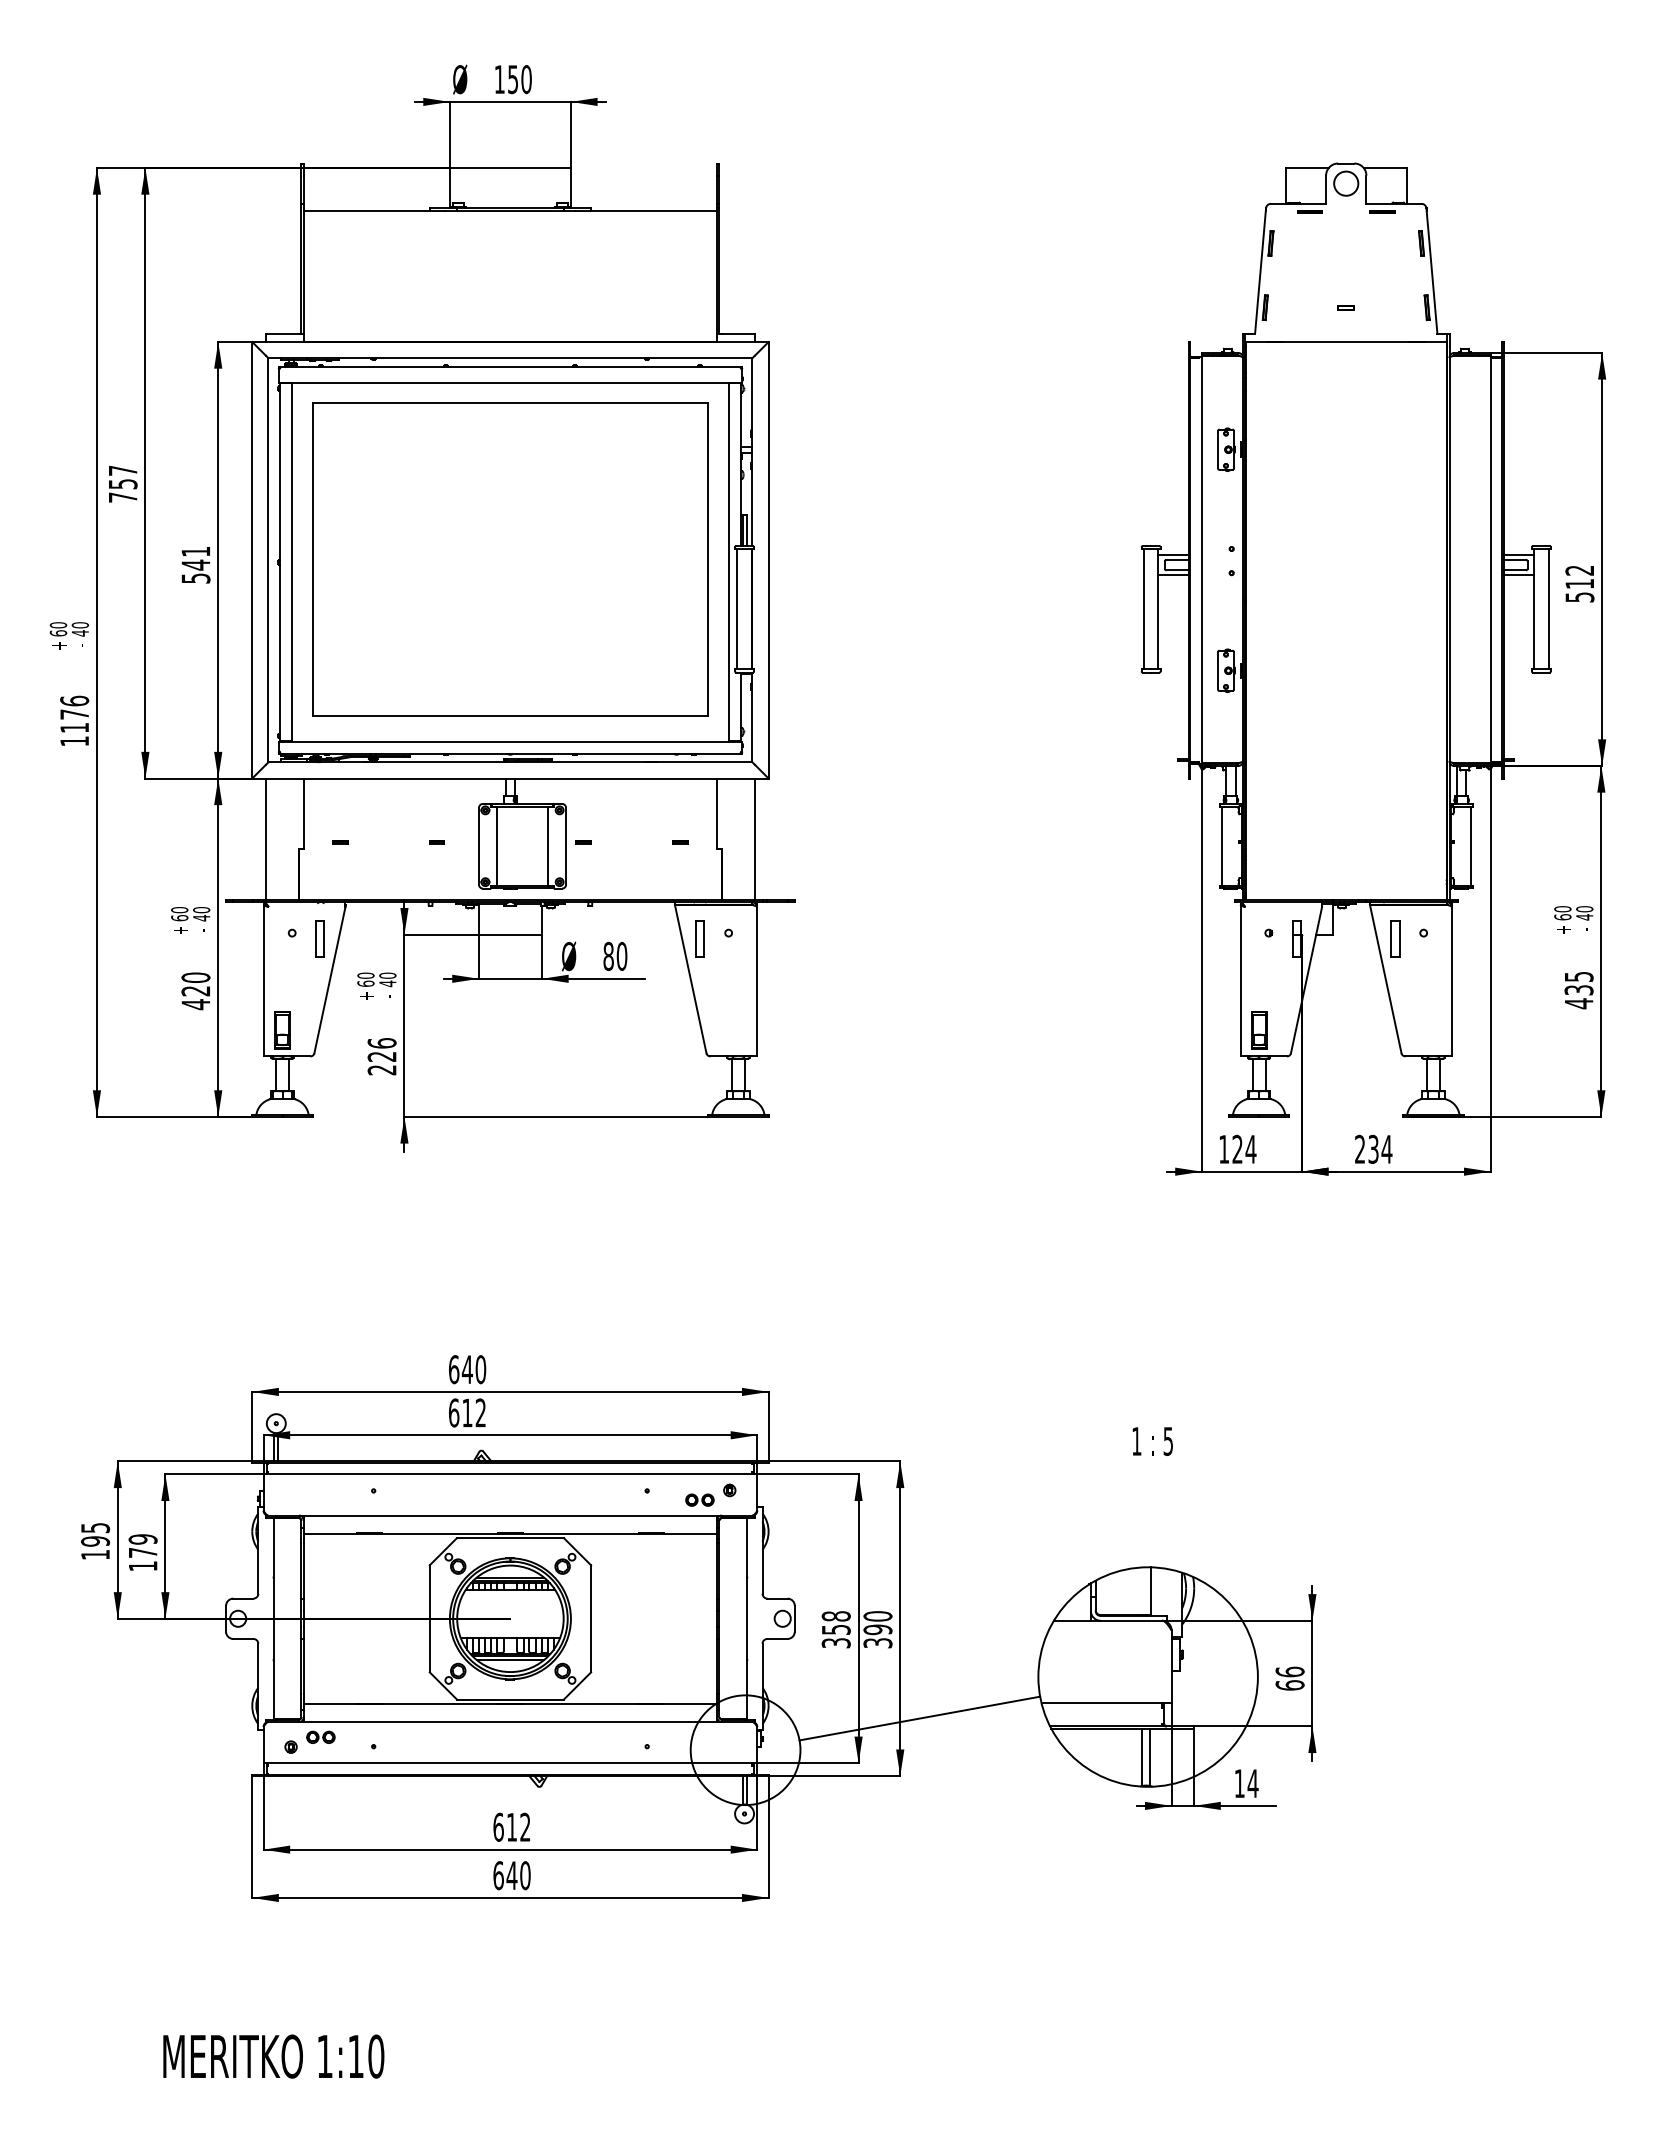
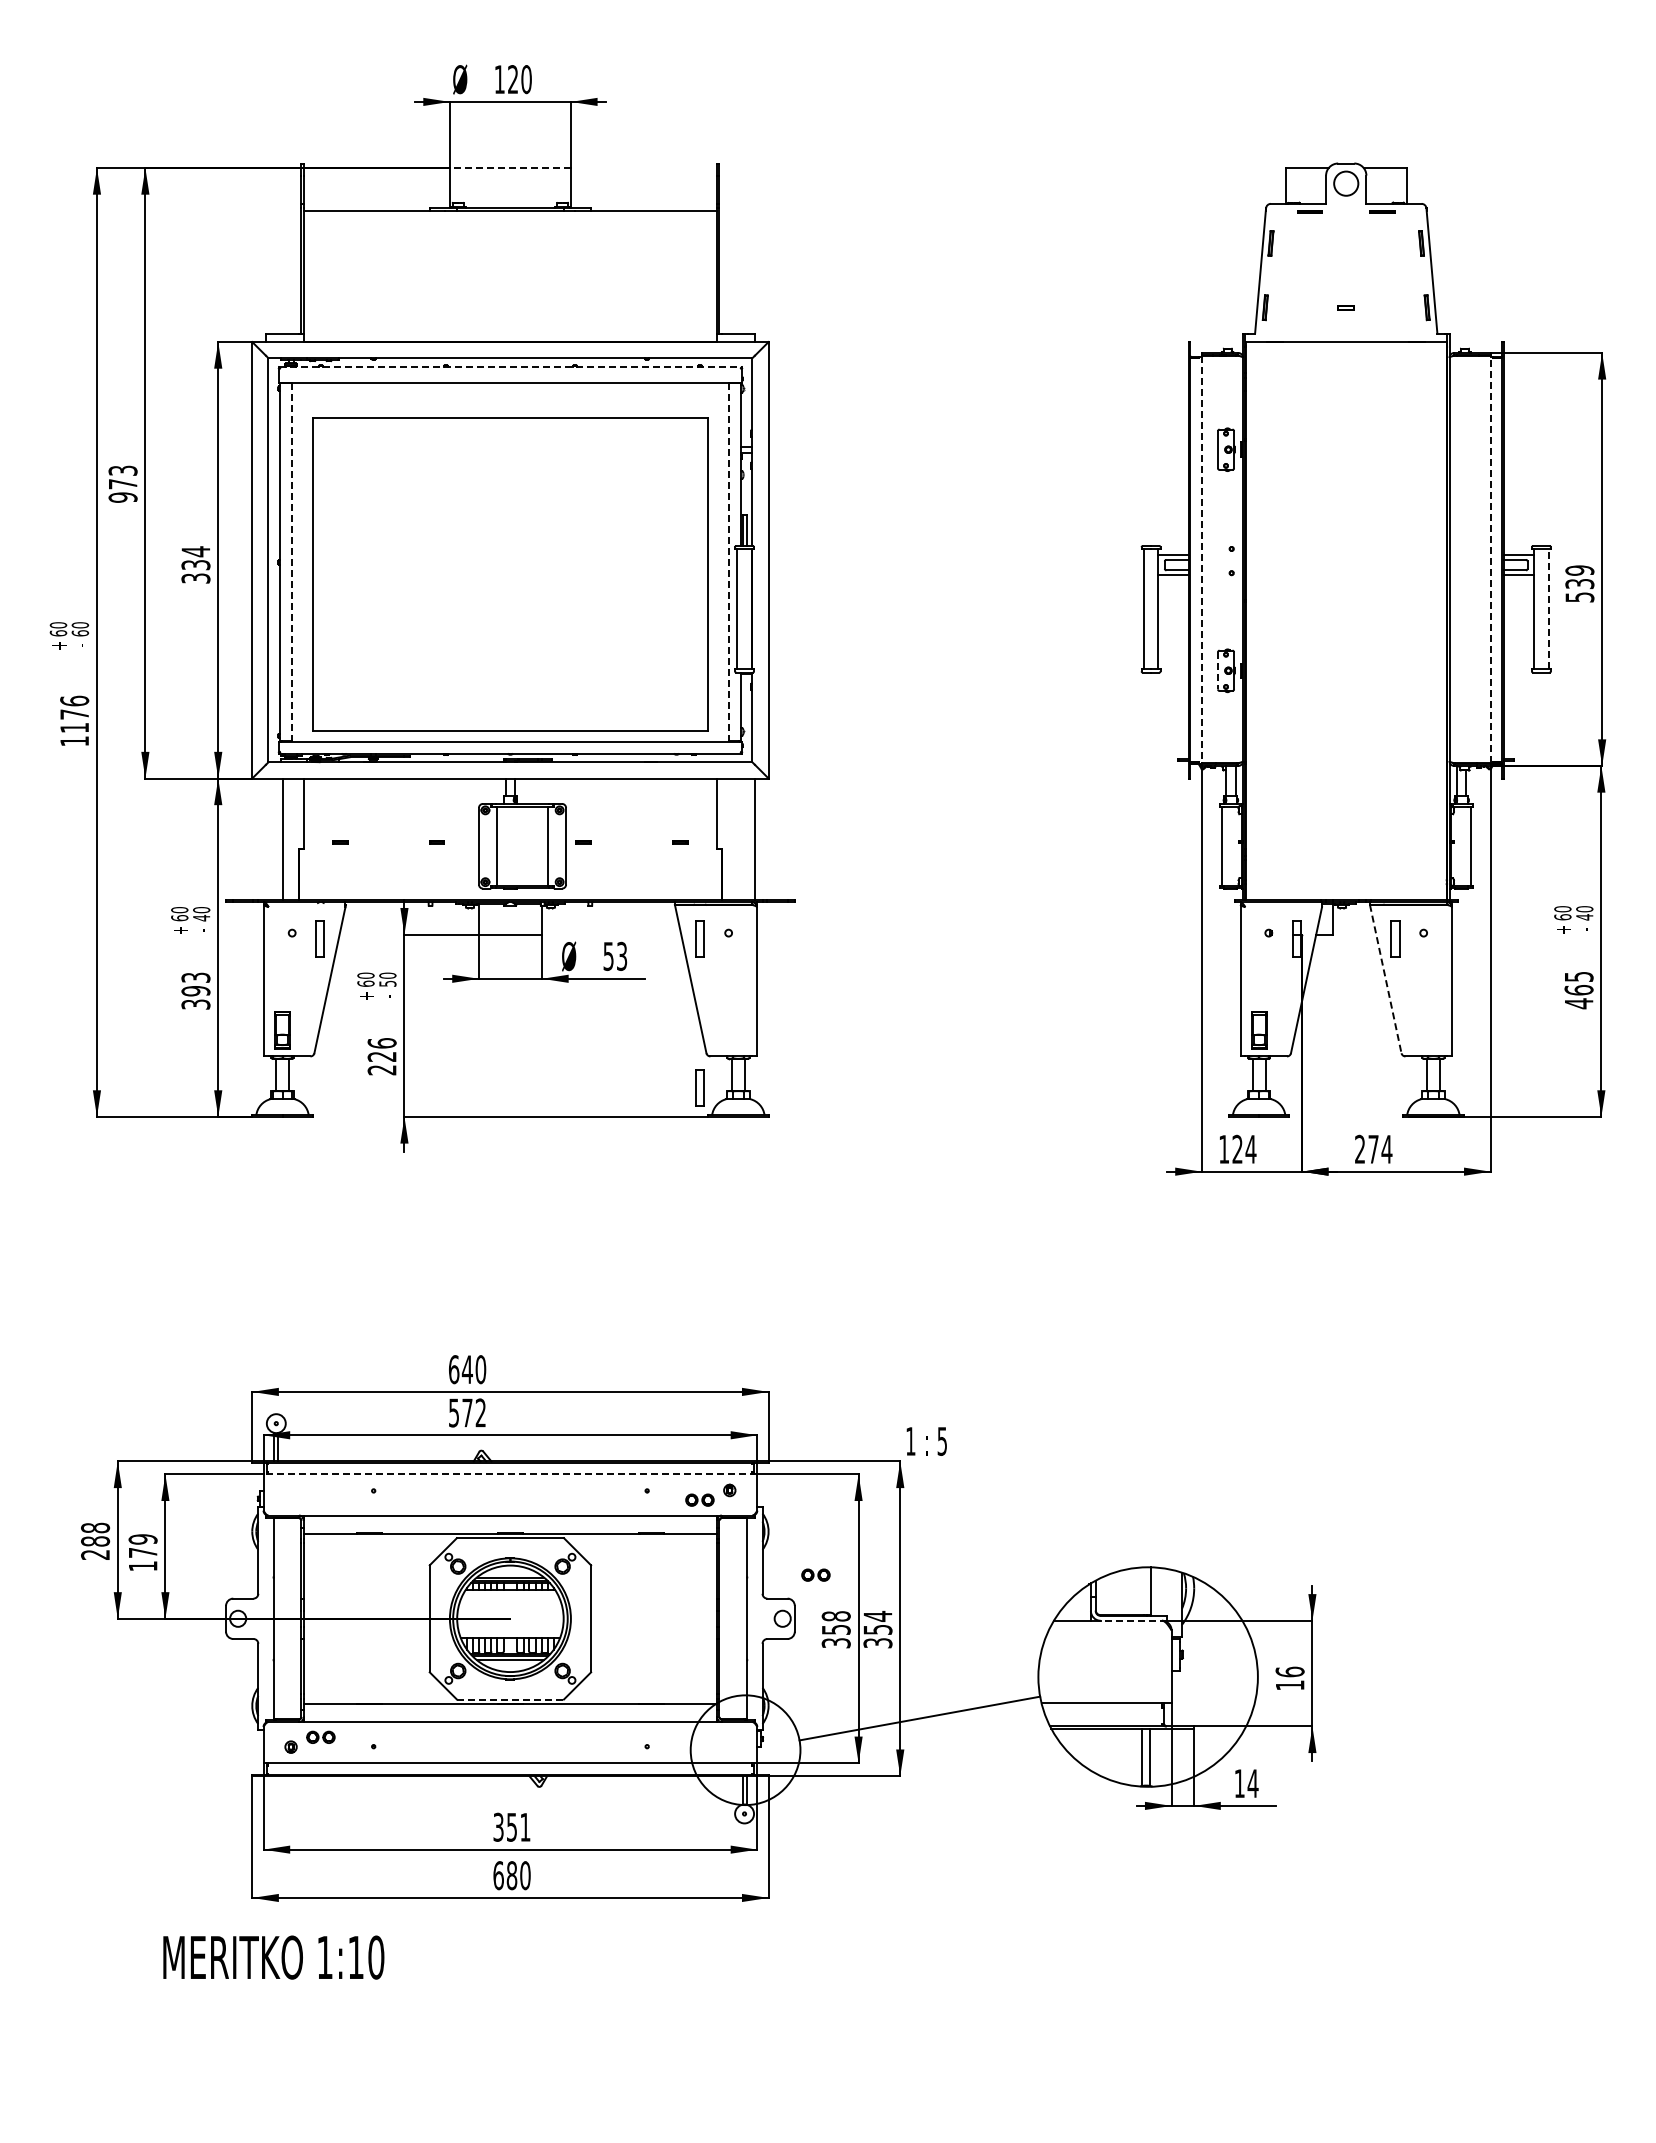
text: 150 -> 120 (512, 79)
line: solid -> dashed (510, 168)
line: solid -> dashed (510, 366)
text: 757 -> 973 (122, 483)
part position: (510, 559) -> (510, 574) (510, 574)
line: solid -> dashed (1201, 559)
line: solid -> dashed (1490, 559)
line: solid -> dashed (291, 562)
line: solid -> dashed (729, 562)
text: 541 -> 334 (195, 564)
text: 512 -> 539 (1579, 577)
line: solid -> dashed (1548, 608)
text: 40 -> 60 (80, 633)
line: solid -> dashed (1217, 670)
line position: (265, 838) -> (282, 838) (282, 838)
text: 80 -> 53 (615, 955)
line: solid -> dashed (1385, 979)
text: 40 -> 50 (387, 983)
text: 435 -> 465 (1578, 990)
text: 420 -> 393 (195, 991)
part: none -> present (699, 1087)
text: 234 -> 274 (1373, 1148)
text: 612 -> 572 (460, 1412)
text position: (1152, 1441) -> (926, 1441) (926, 1441)
line: solid -> dashed (510, 1474)
text: 195 -> 288 (95, 1540)
part: none -> present (815, 1574)
line: solid -> dashed (1133, 1620)
text: 390 -> 354 (877, 1622)
text: 66 -> 16 (1289, 1685)
line: solid -> dashed (510, 1699)
text: 612 -> 351 (511, 1826)
text: 640 -> 680 (511, 1875)
text position: (273, 2056) -> (273, 1957) (273, 1957)
